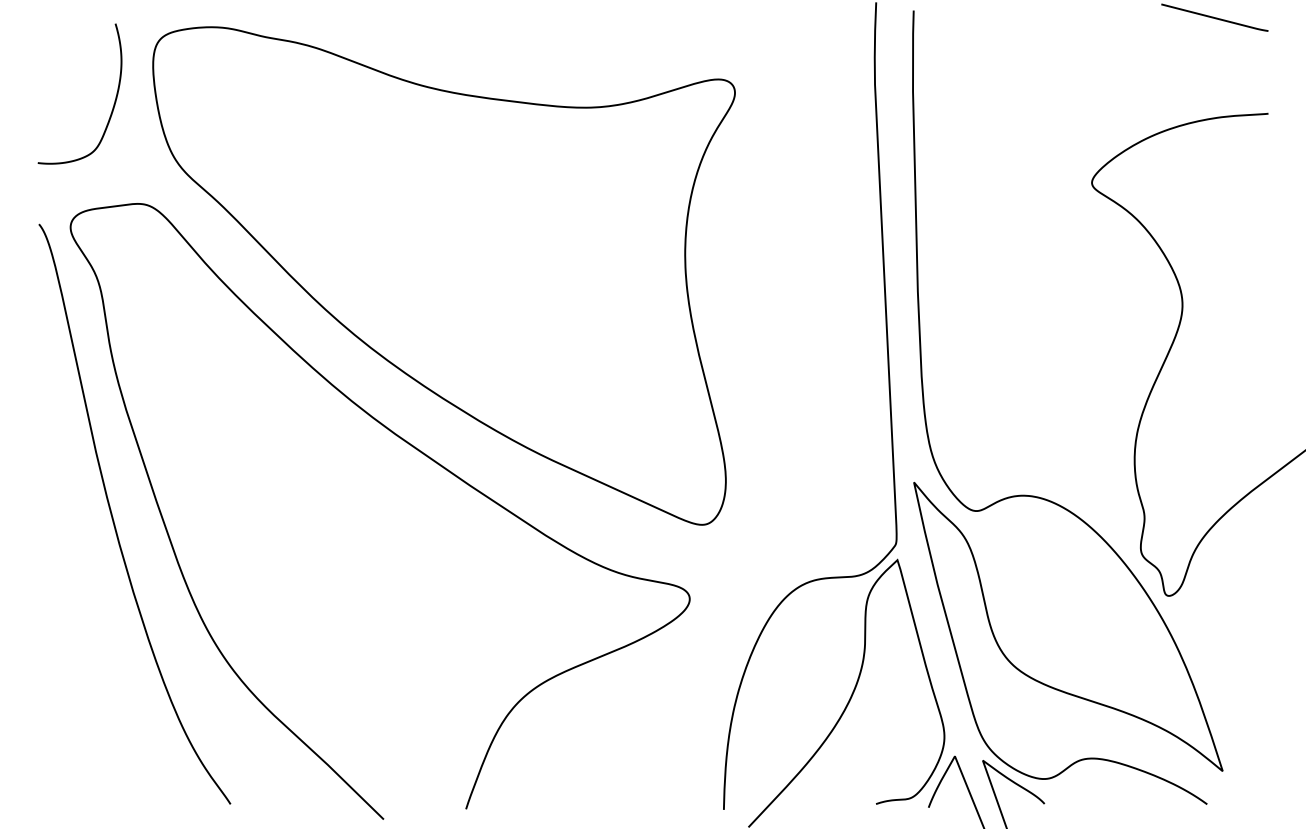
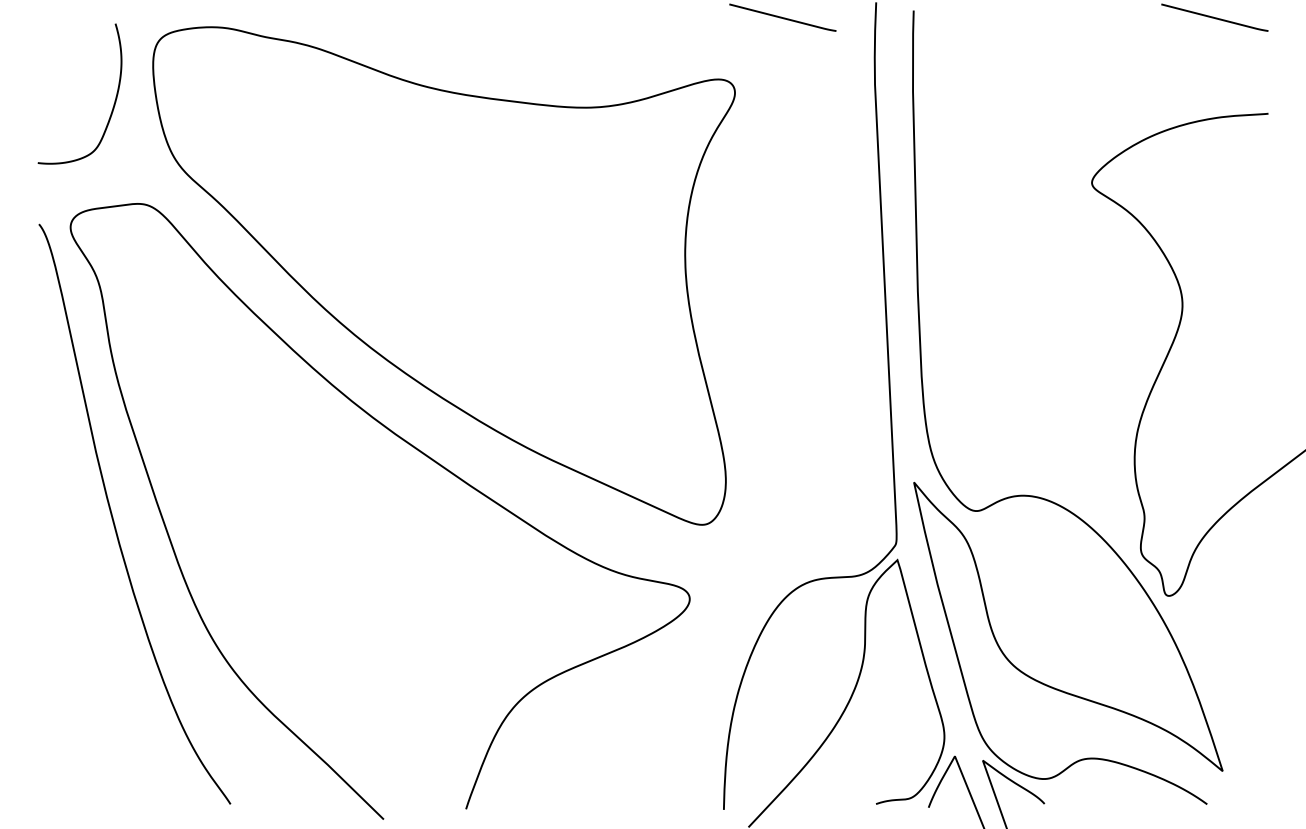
line: none -> present (782, 17)
